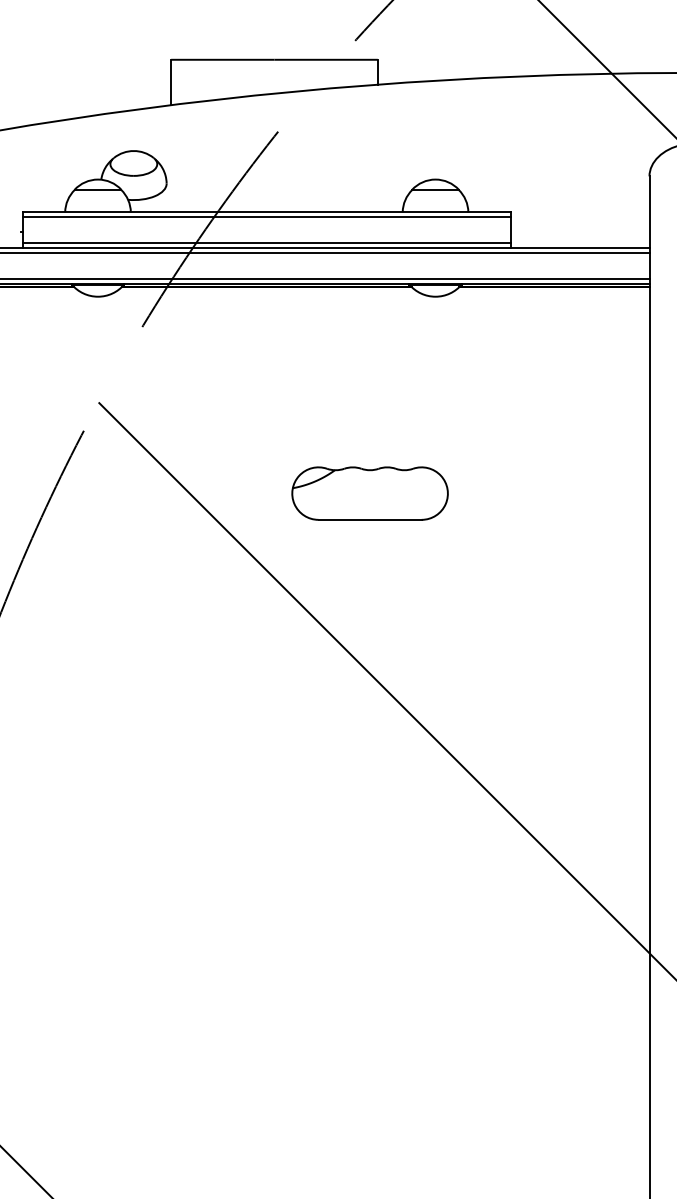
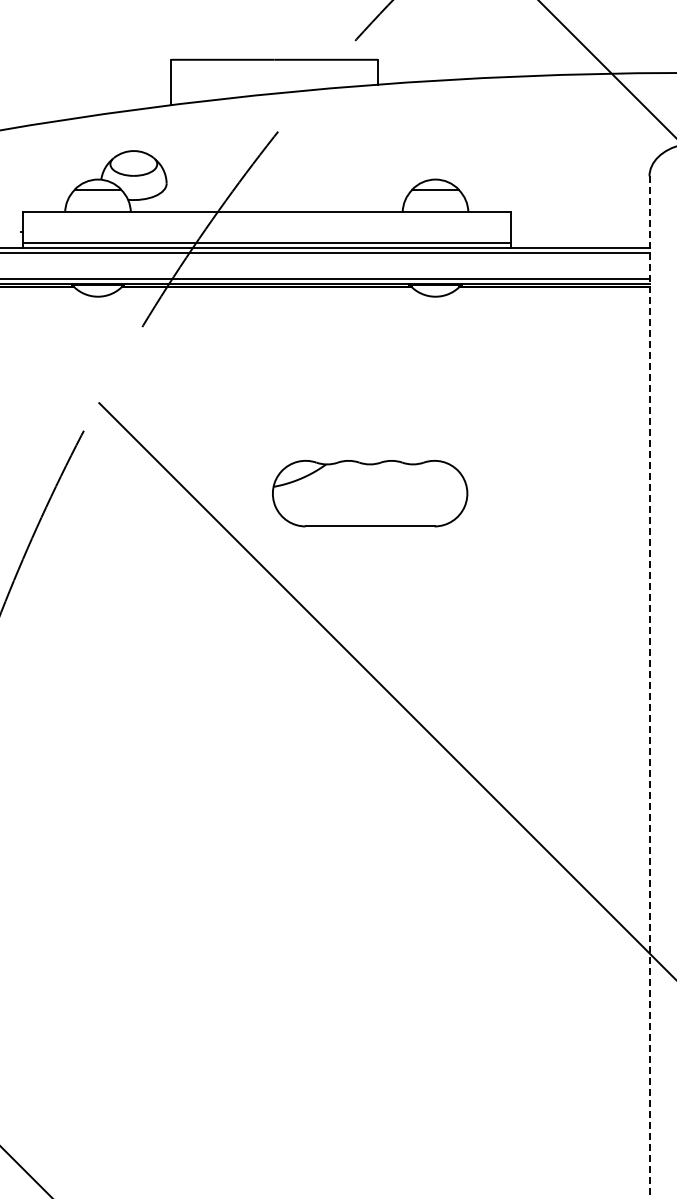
line: present -> none (266, 217)
part size: 158x55 px -> 197x69 px (370, 493)
line: solid -> dashed (649, 687)
